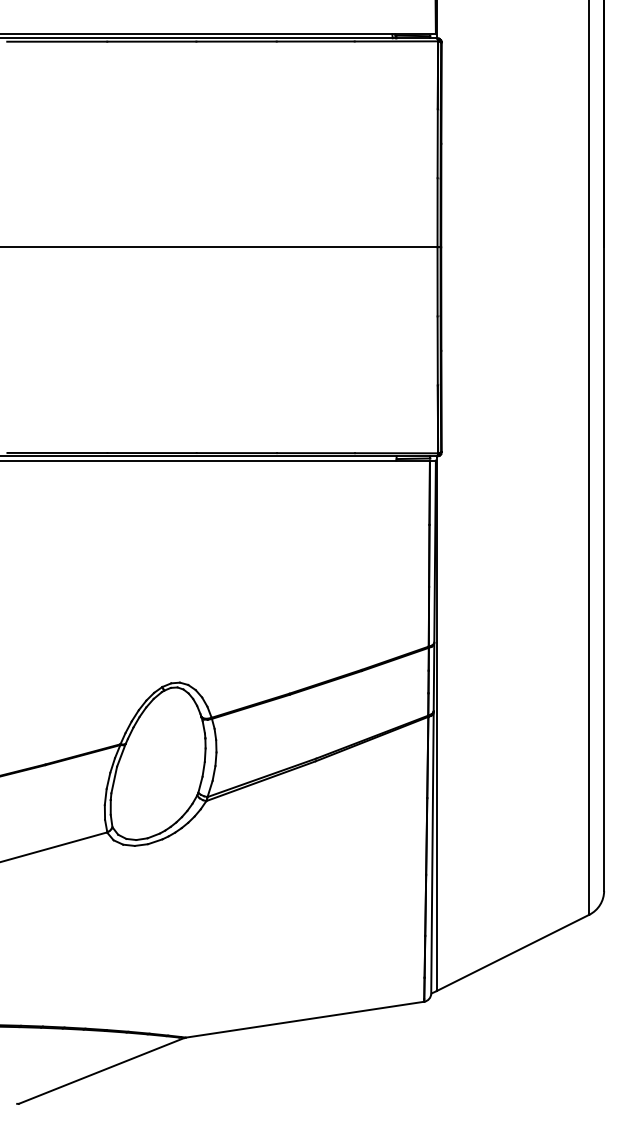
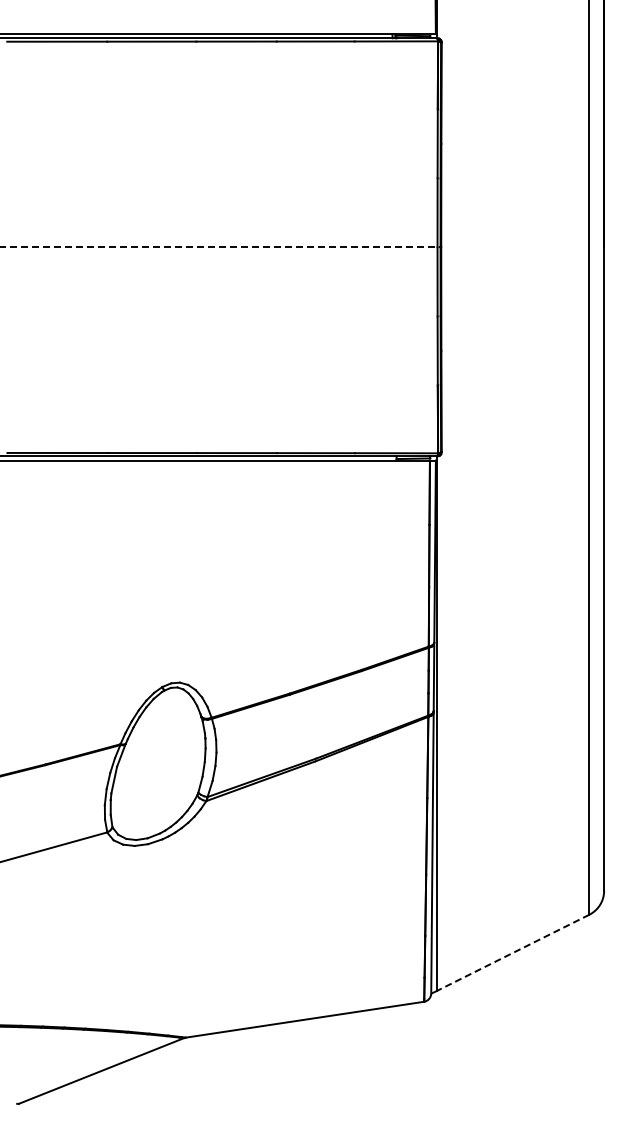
line: solid -> dashed (220, 247)
line: solid -> dashed (512, 953)
